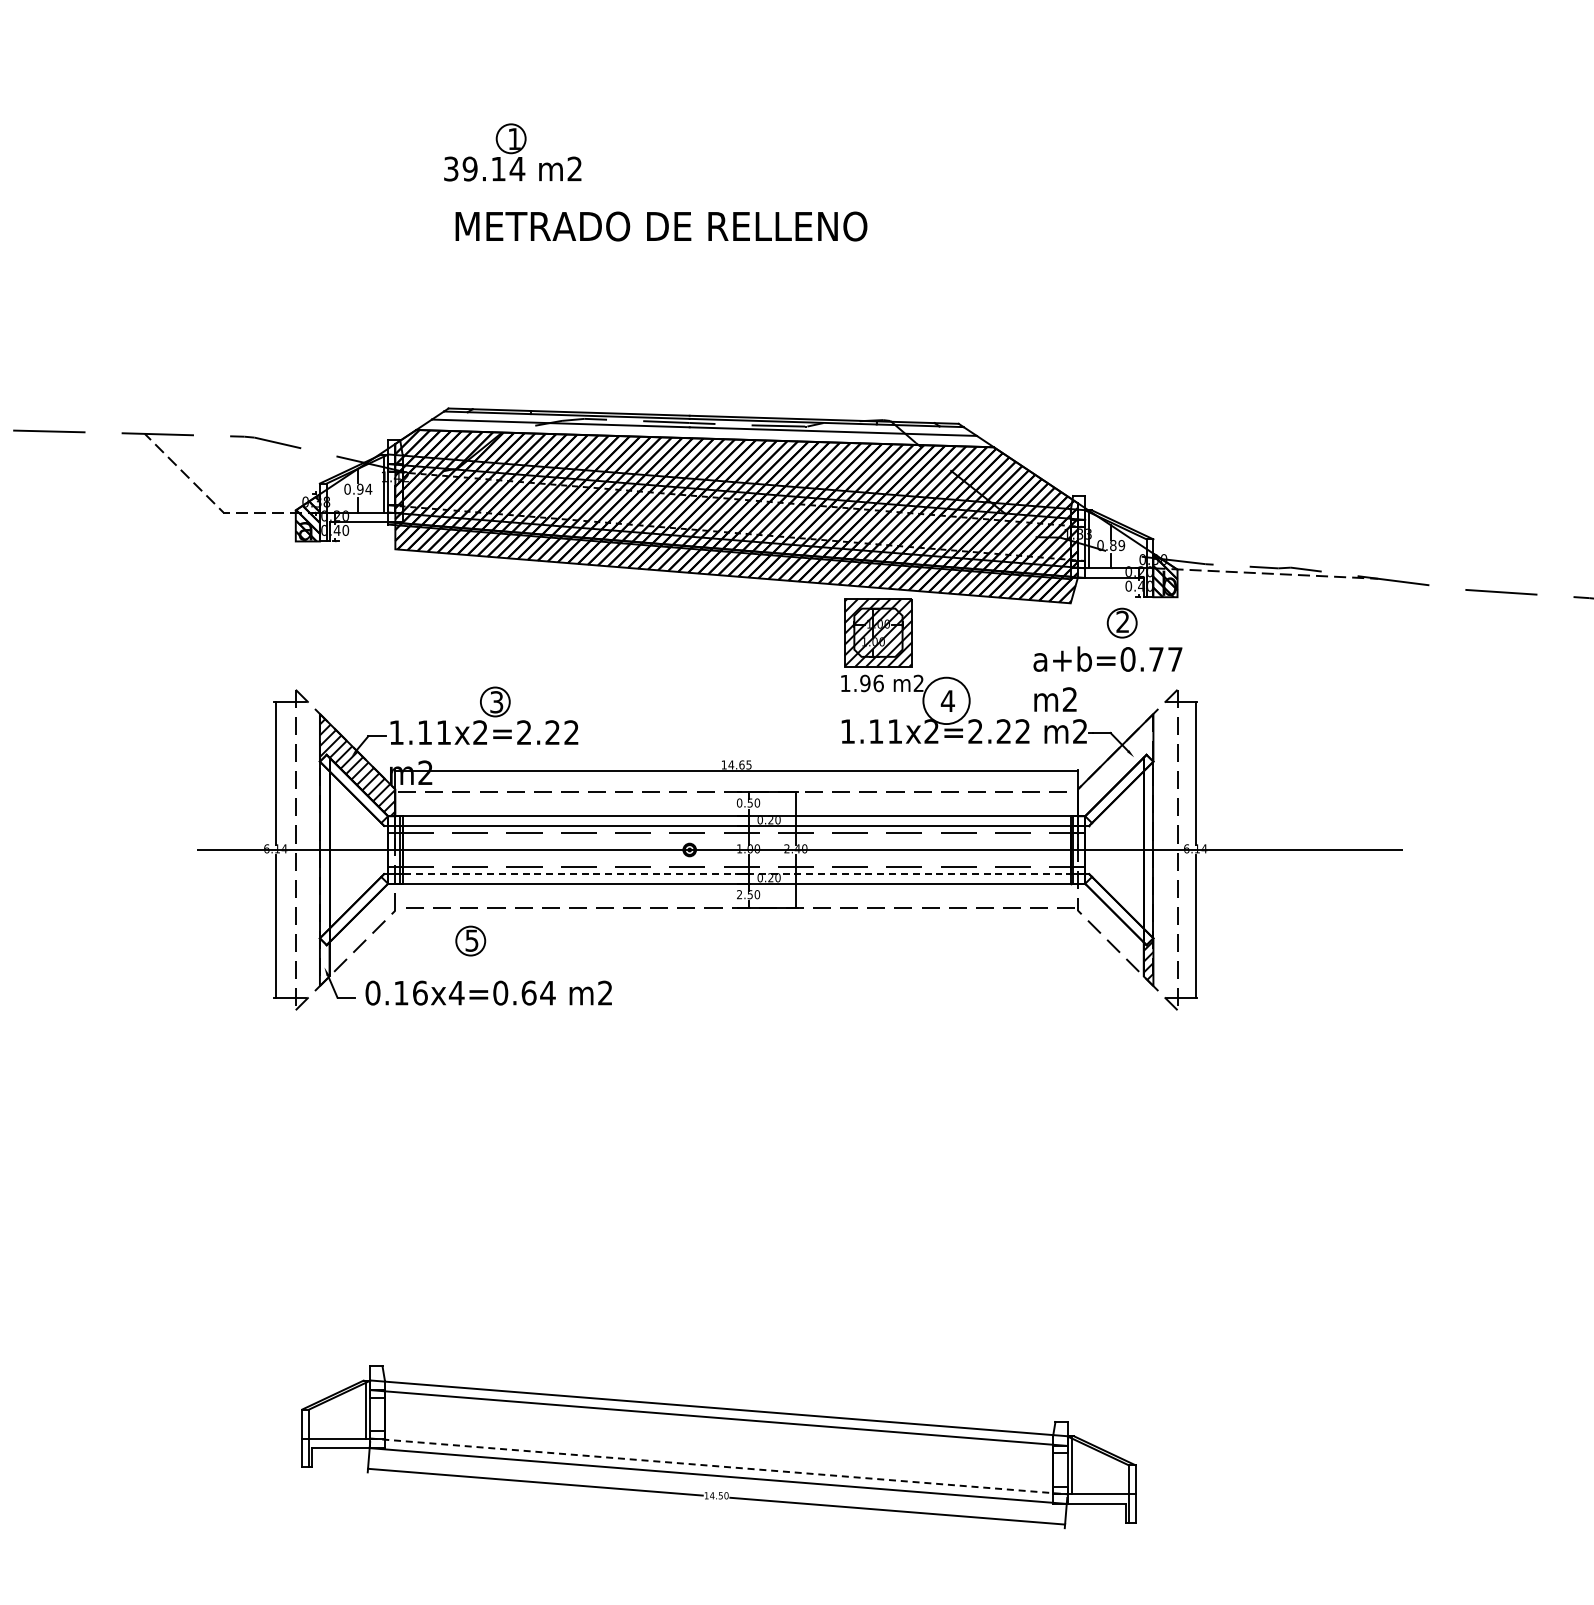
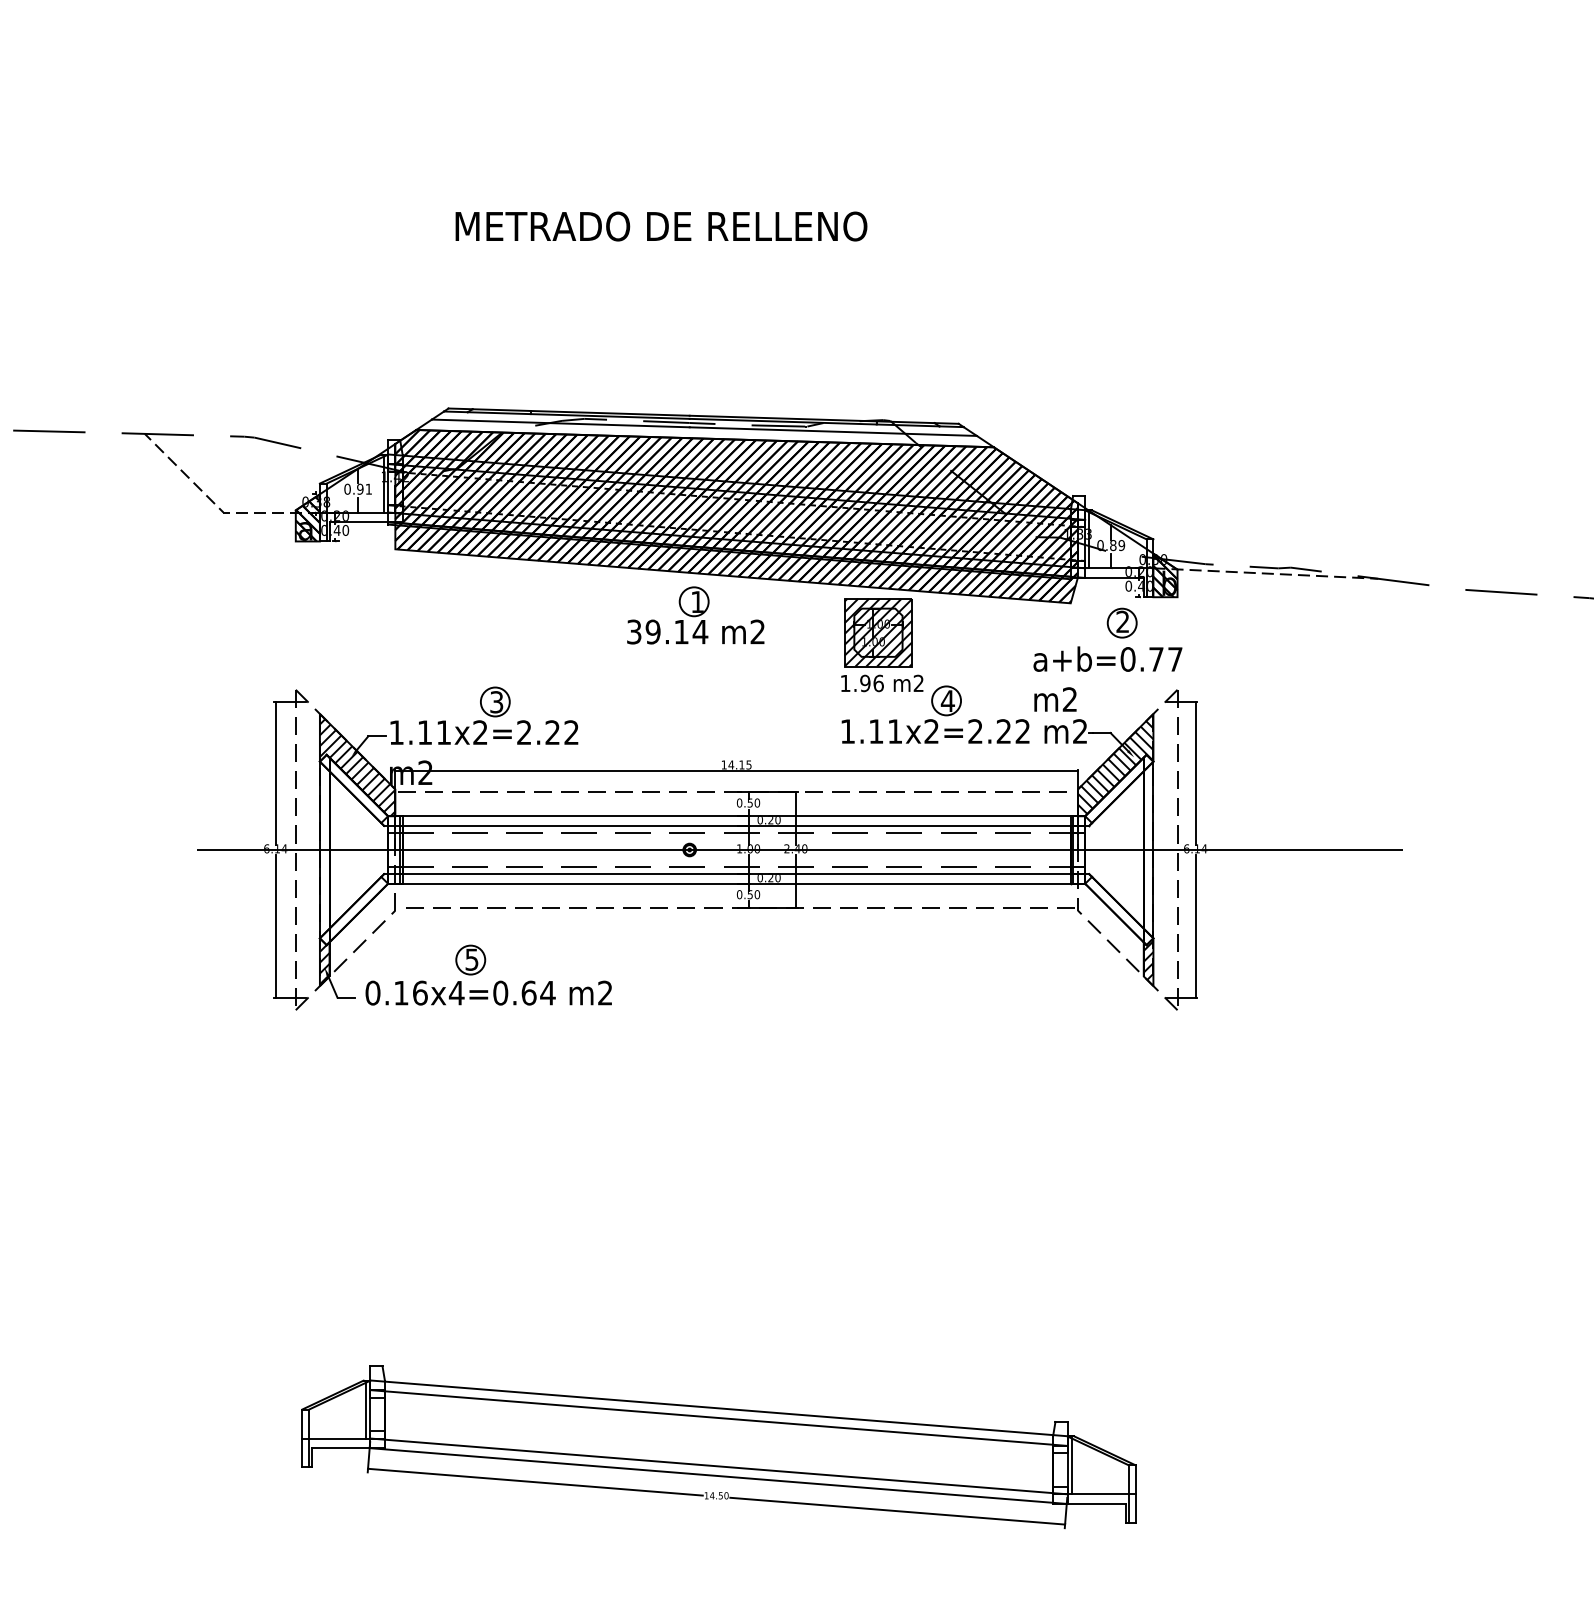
part position: (512, 152) -> (695, 615) (695, 615)
text: 0.94 -> 0.91 (368, 488)
circle diameter: 46 px -> 29 px (946, 700)
text: 14.65 -> 14.15 (741, 764)
hatch: none -> present (1115, 765)
line: dashed -> solid (742, 874)
text: 2.50 -> 0.50 (739, 894)
part position: (470, 940) -> (470, 959) (470, 959)
hatch: none -> present (324, 961)
line: dashed -> solid (718, 1466)
